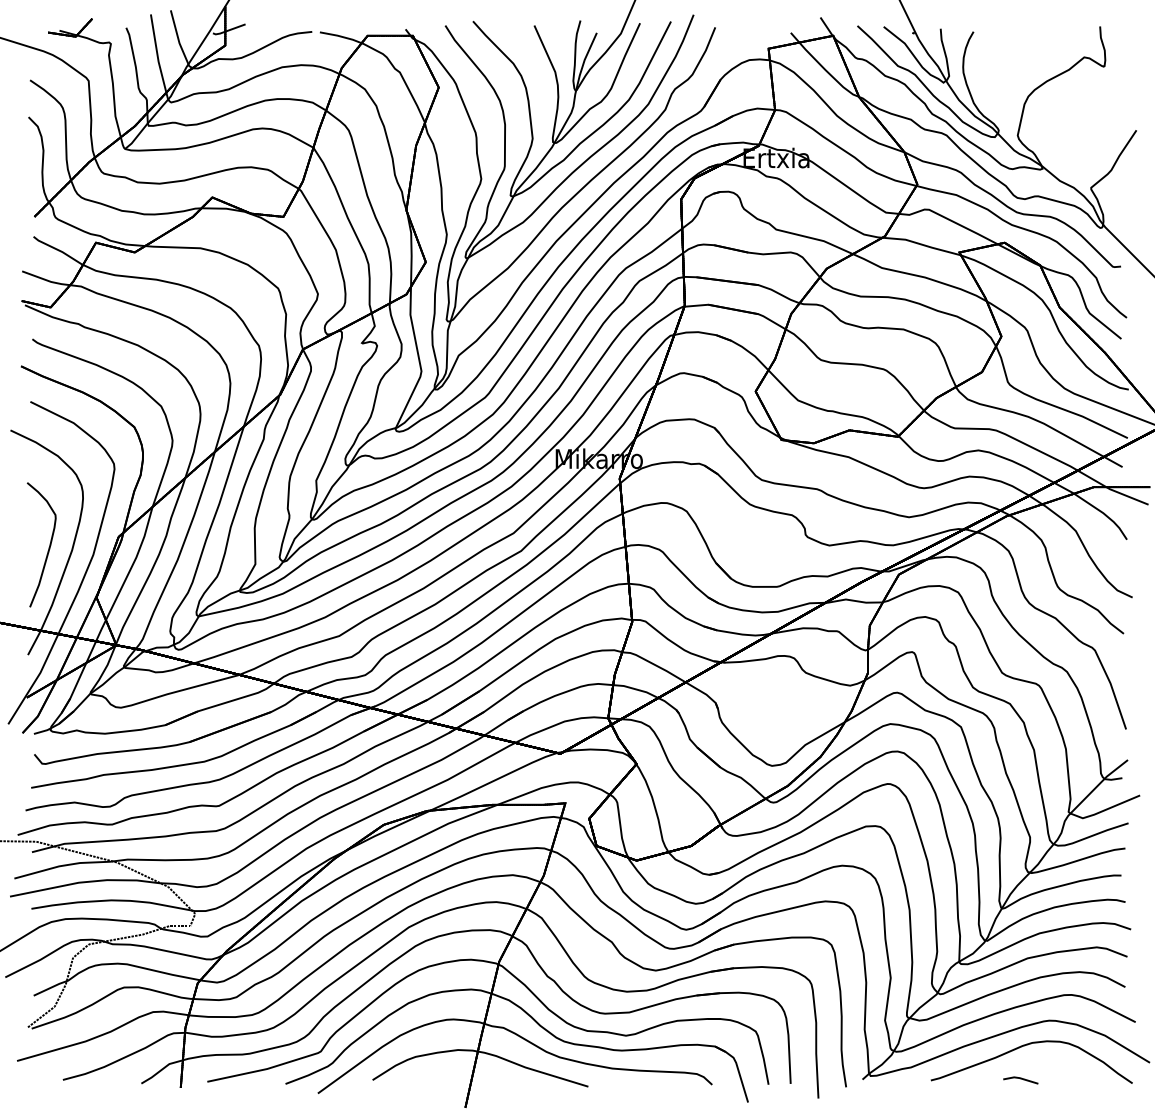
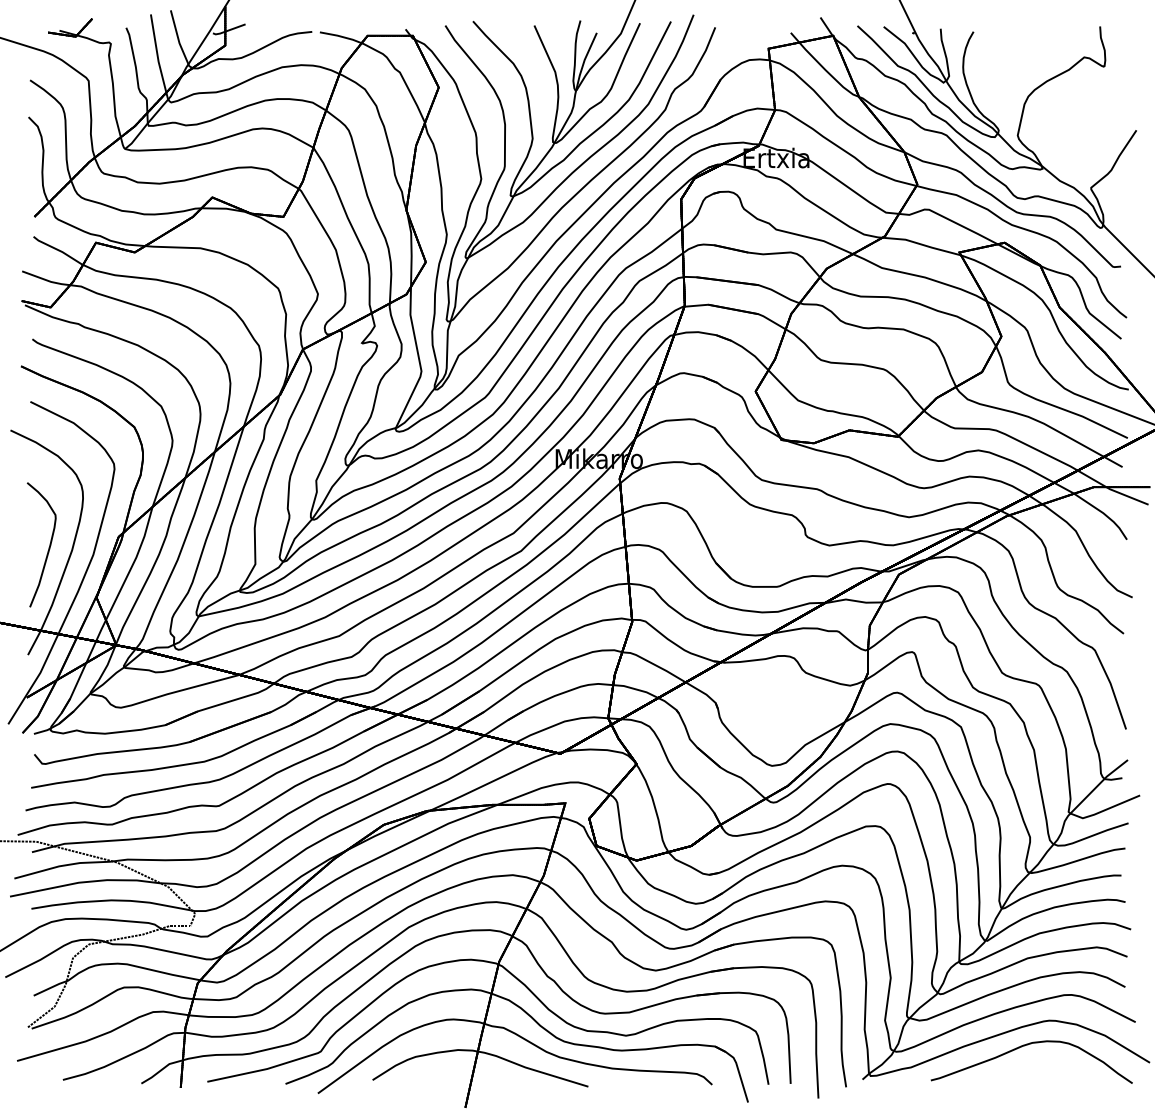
line: present -> none (1020, 1079)
